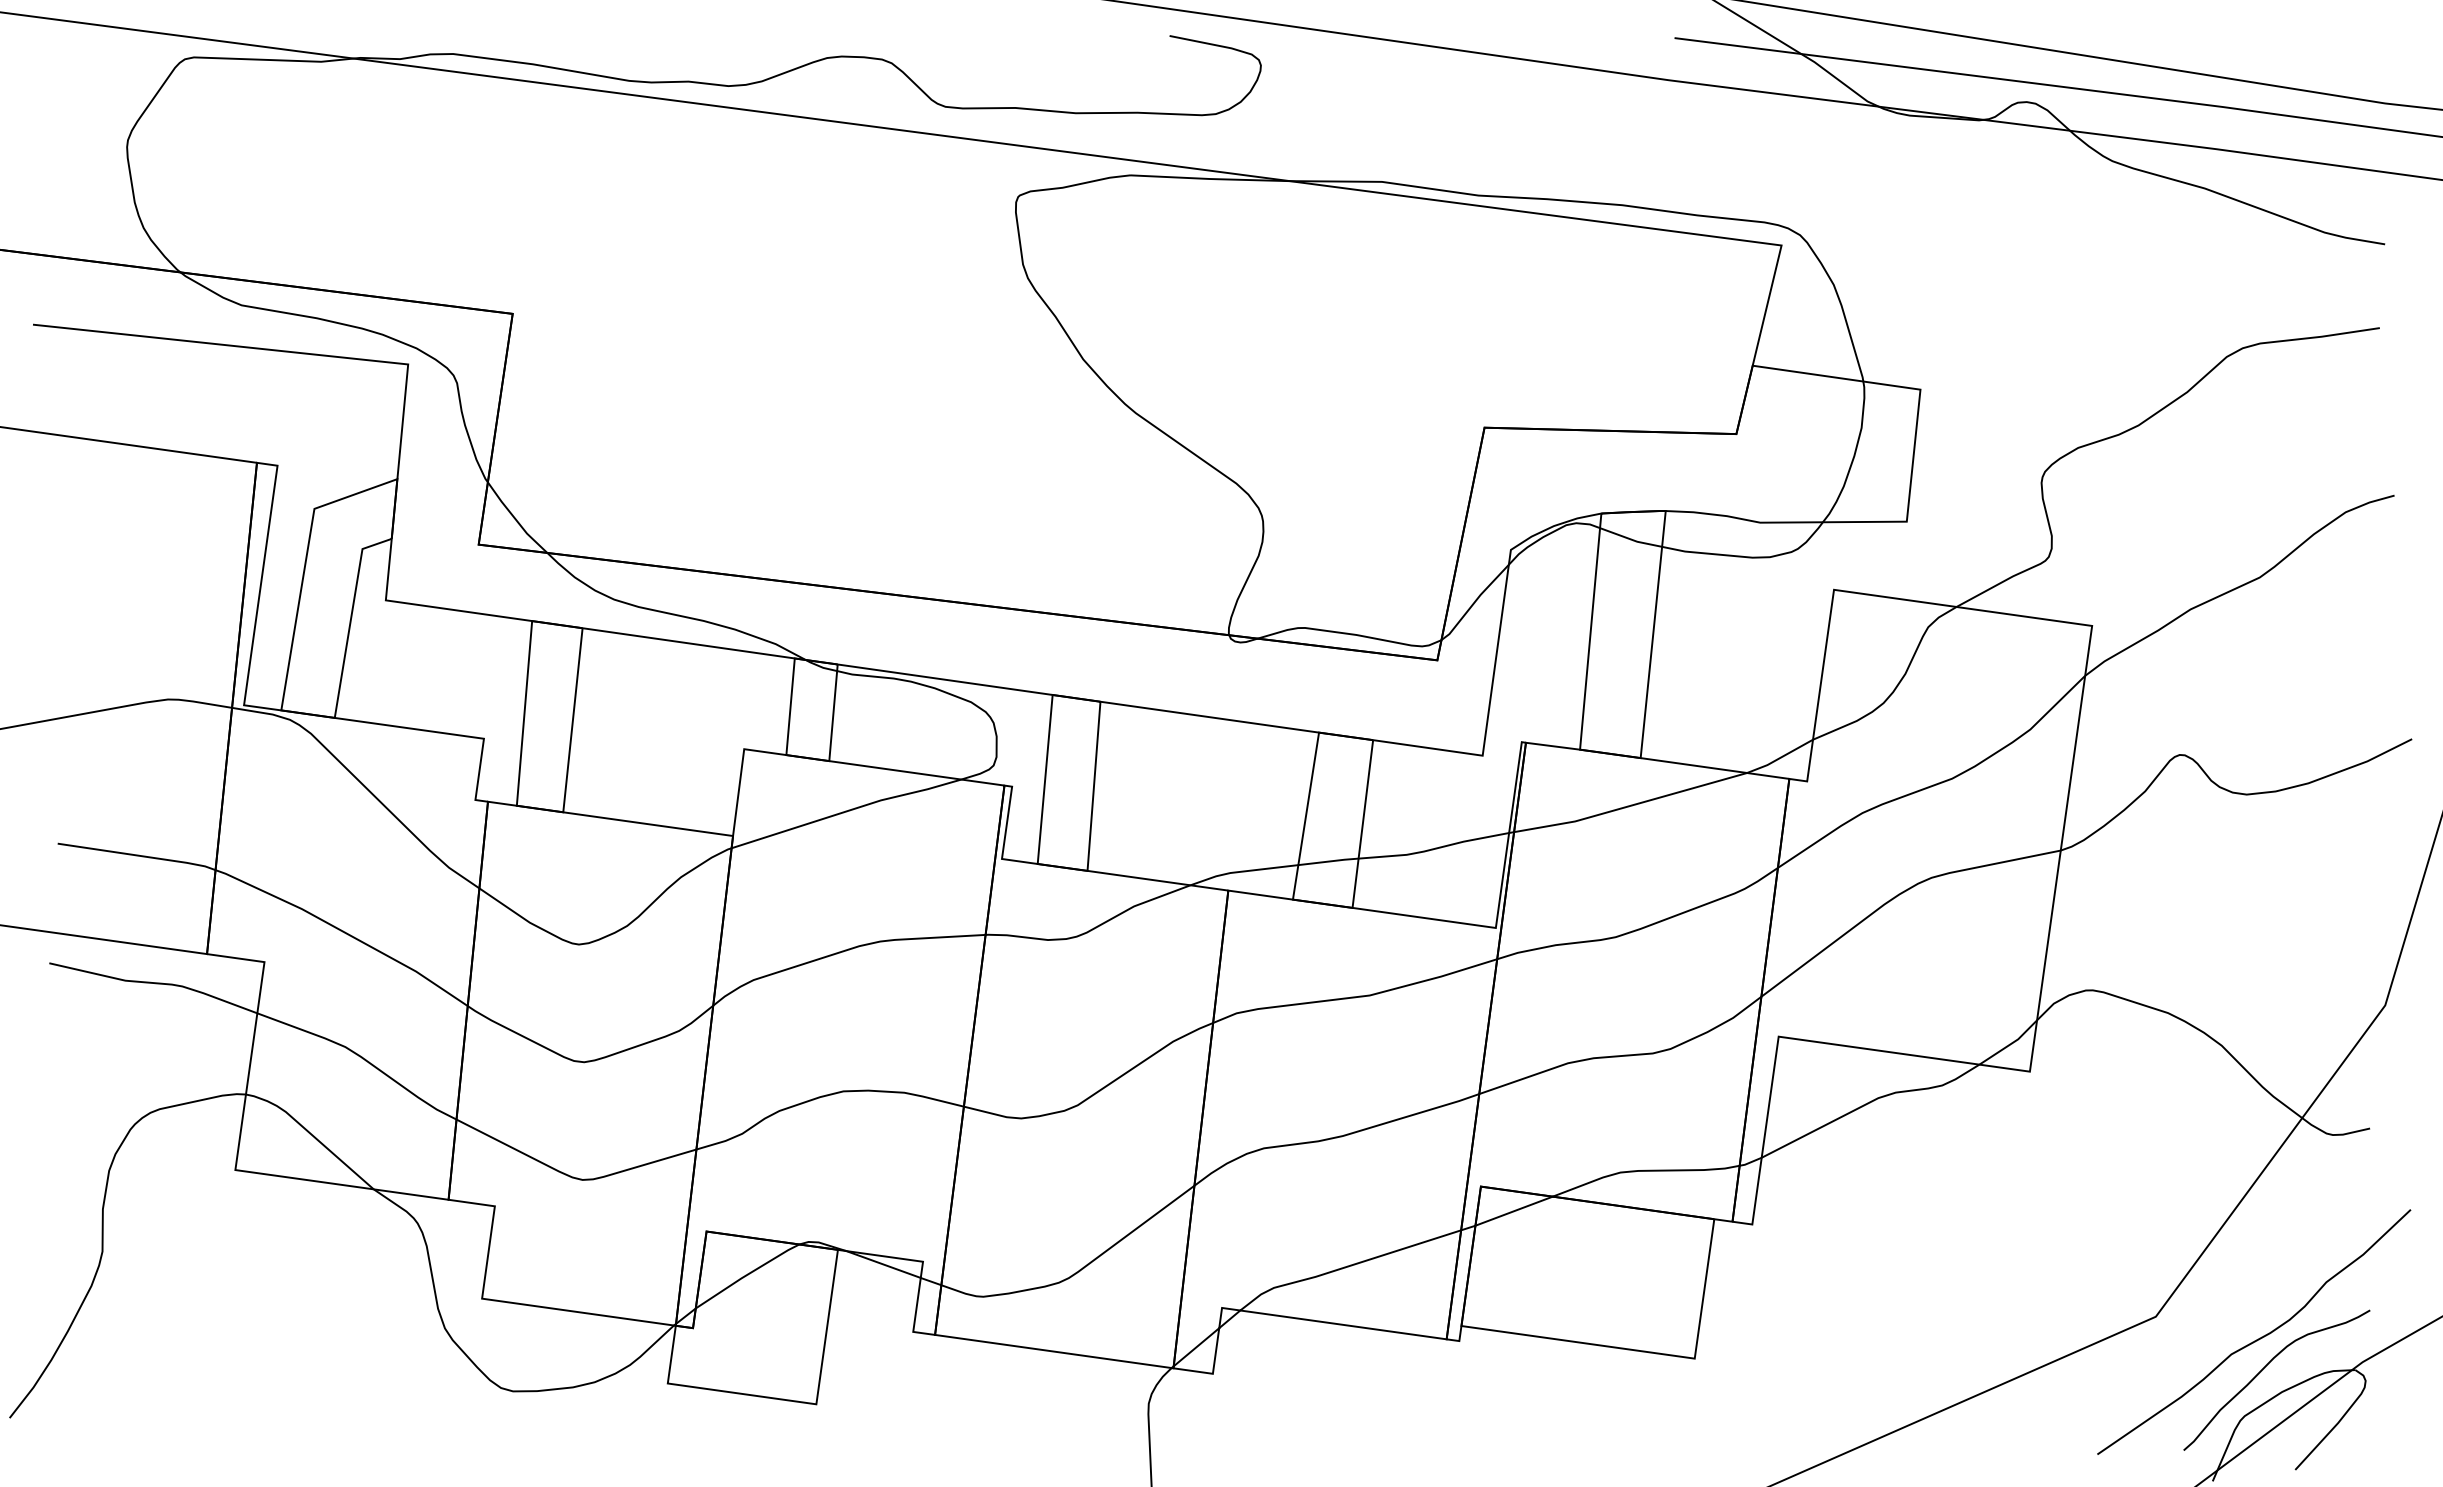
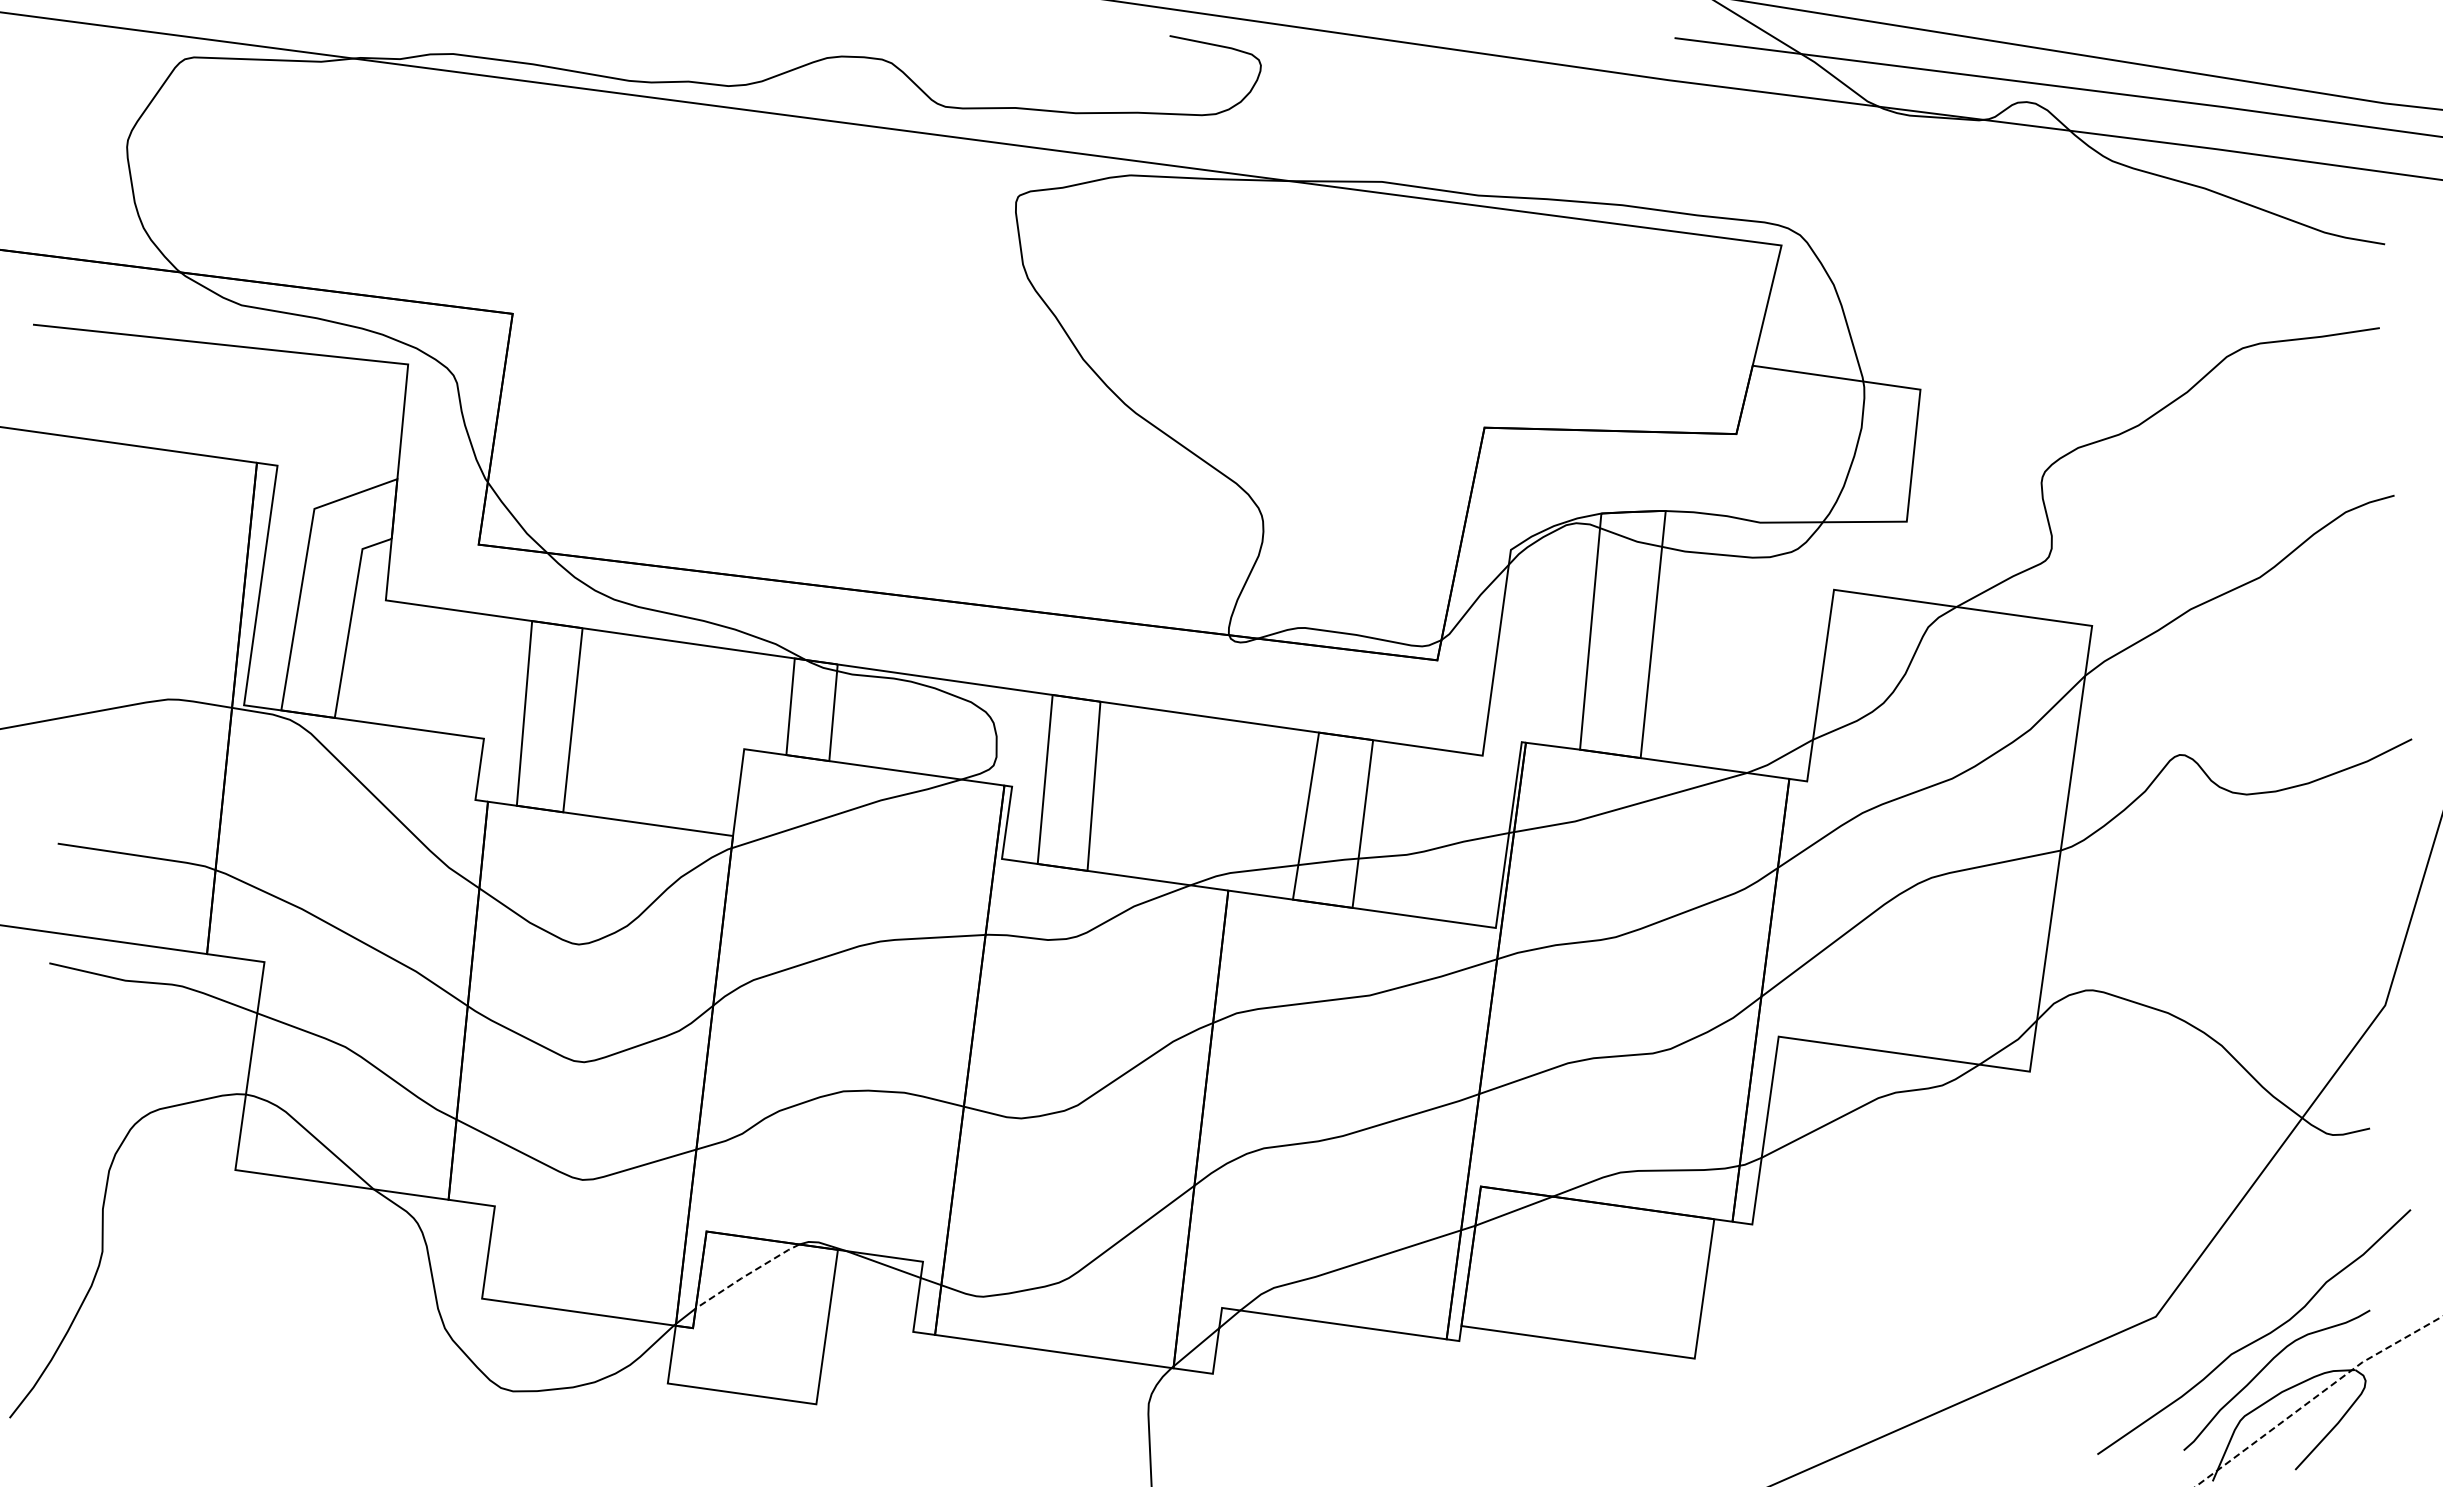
line: solid -> dashed (746, 1275)
line: solid -> dashed (2316, 1396)
